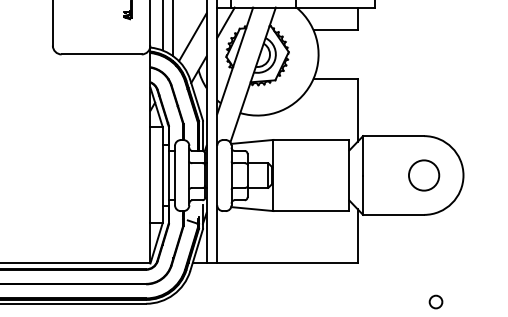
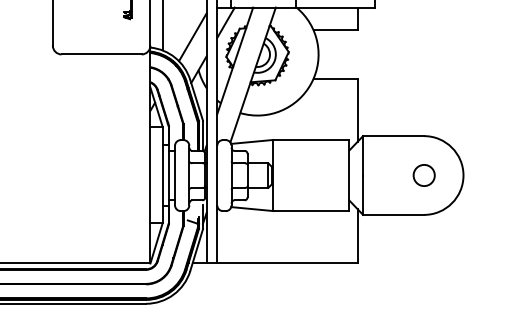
line: present -> none (173, 29)
circle size: 33x33 px -> 24x23 px (423, 175)
circle: present -> none (435, 301)
